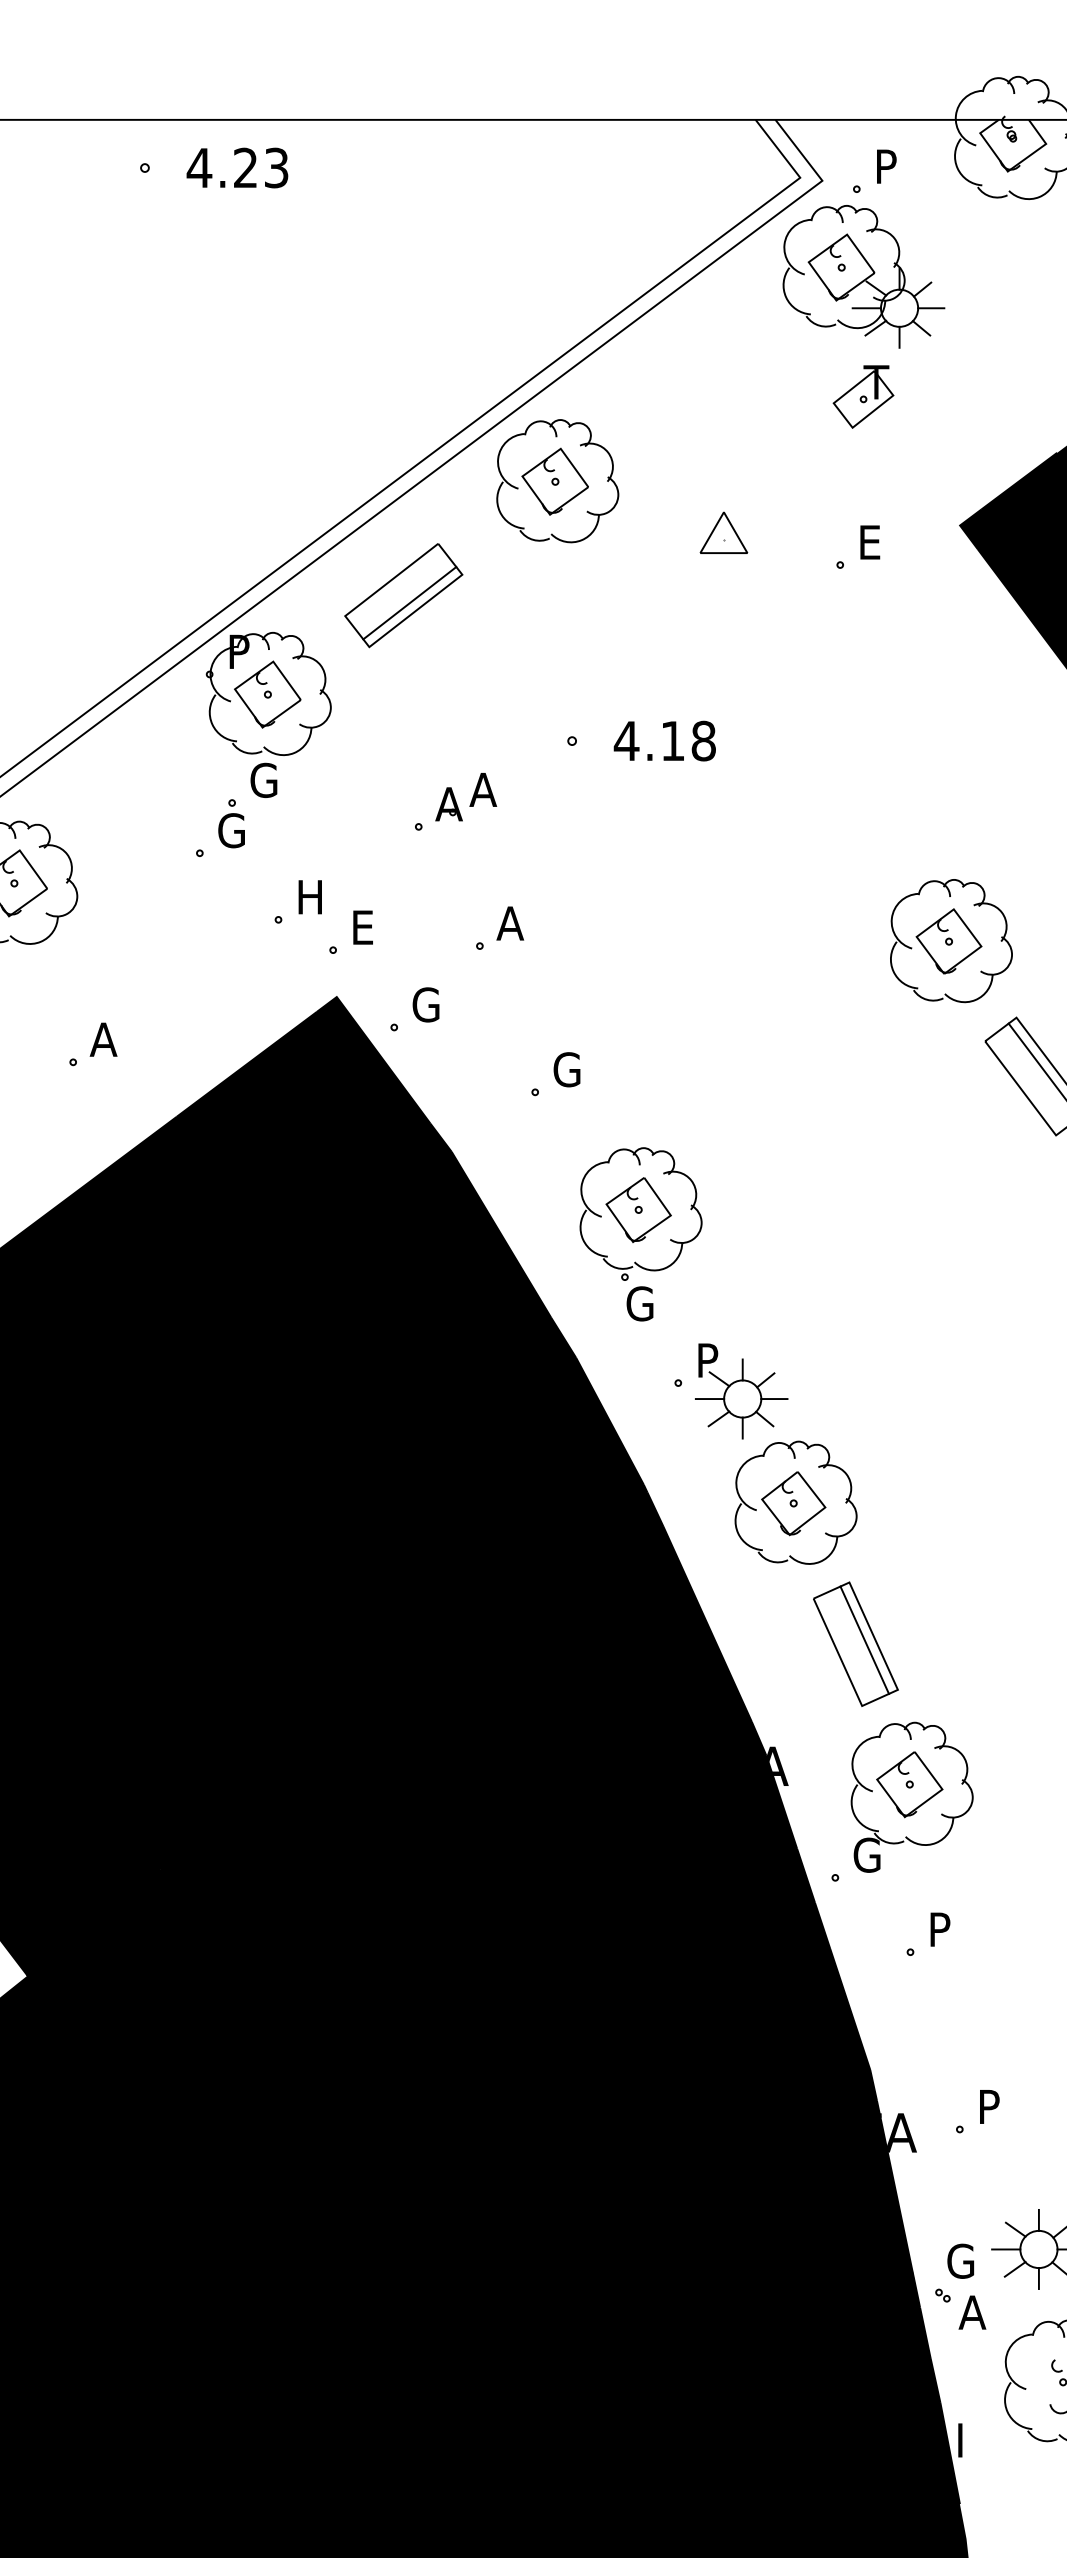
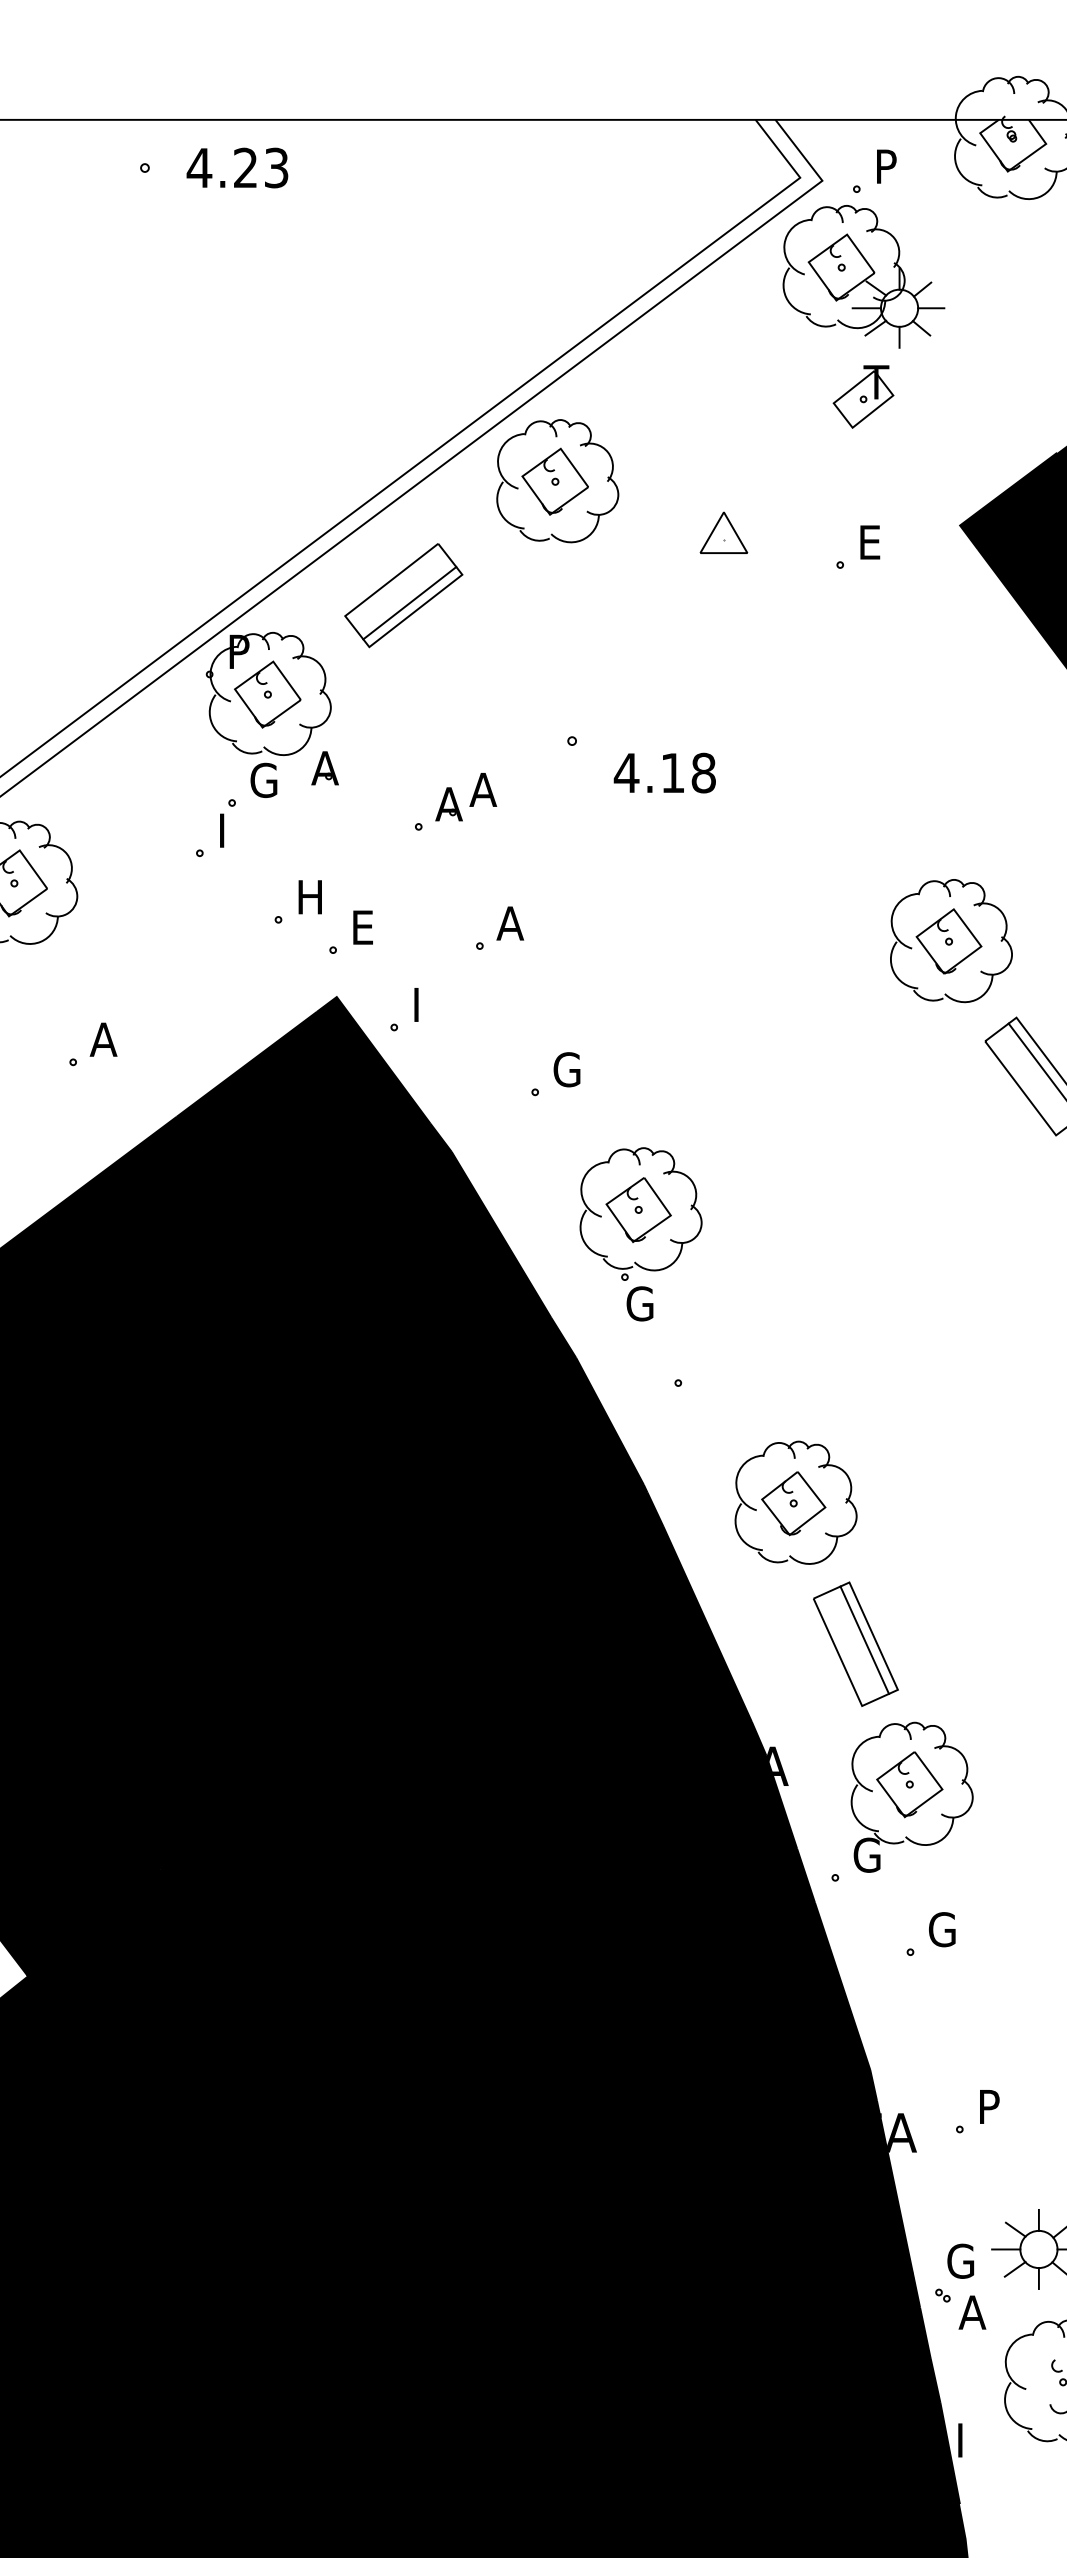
text position: (664, 740) -> (664, 772) (664, 772)
part: none -> present (324, 768)
text: G -> I (231, 830)
text: G -> I (425, 1004)
part: present -> none (741, 1391)
text: P -> G (942, 1929)
